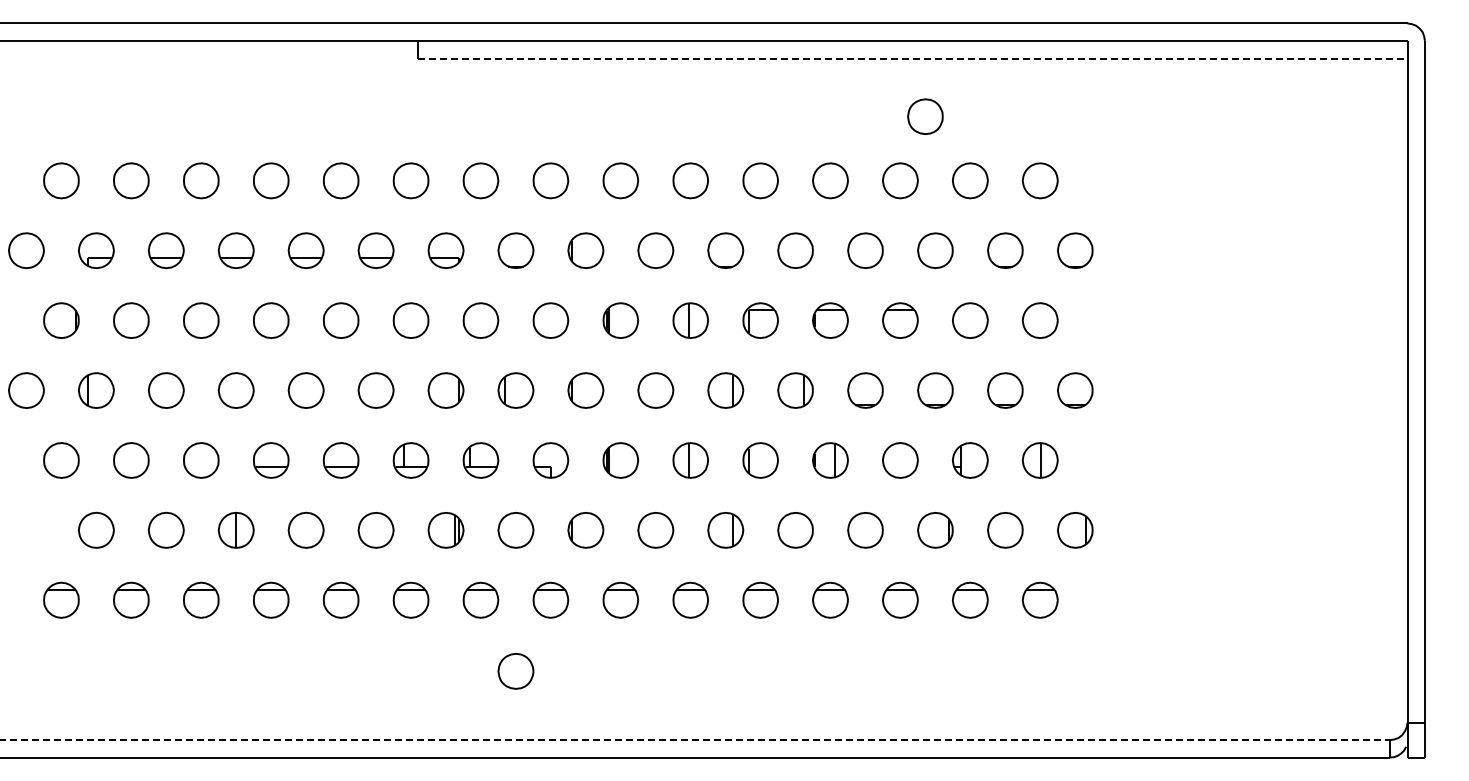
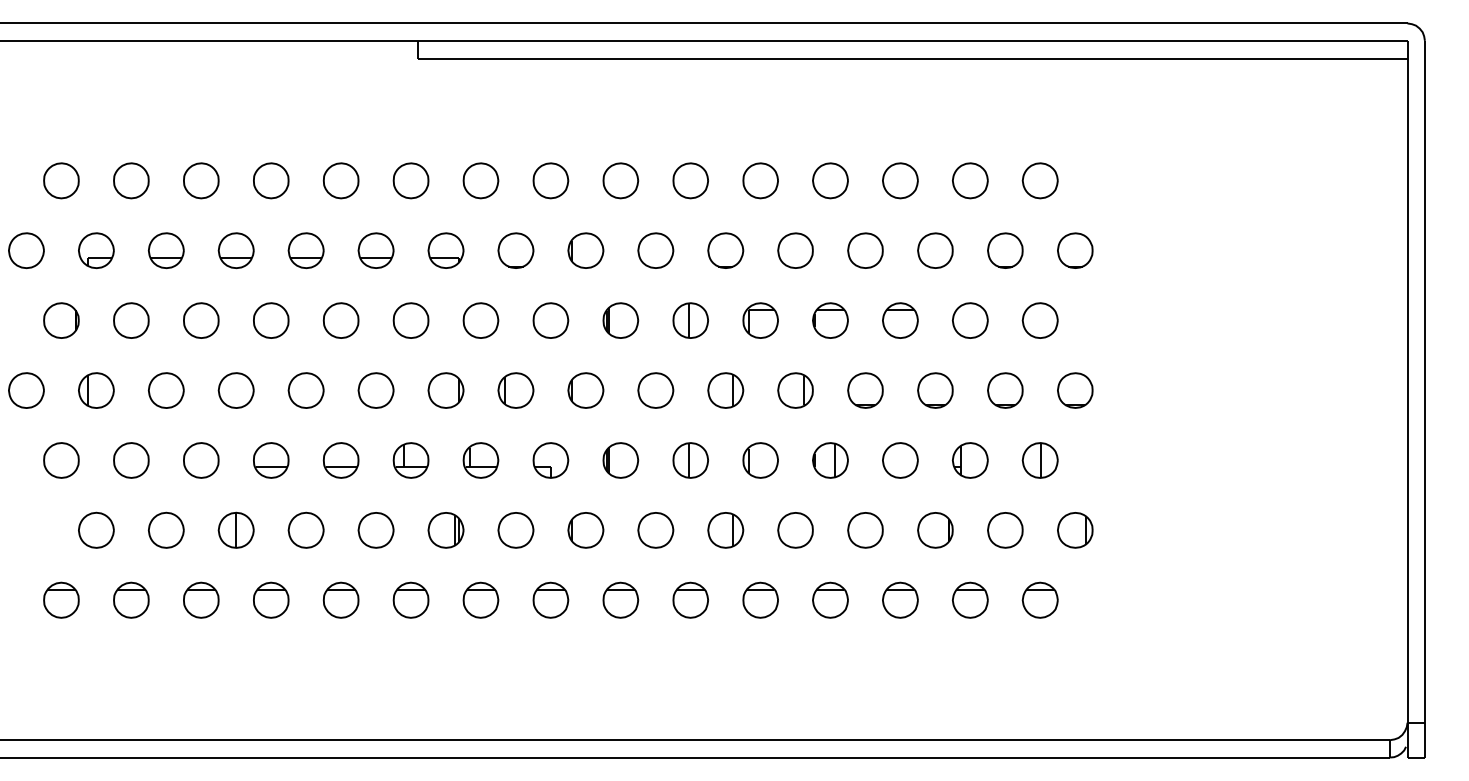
line: dashed -> solid (912, 58)
part: present -> none (925, 116)
part: present -> none (515, 671)
line: dashed -> solid (695, 740)
